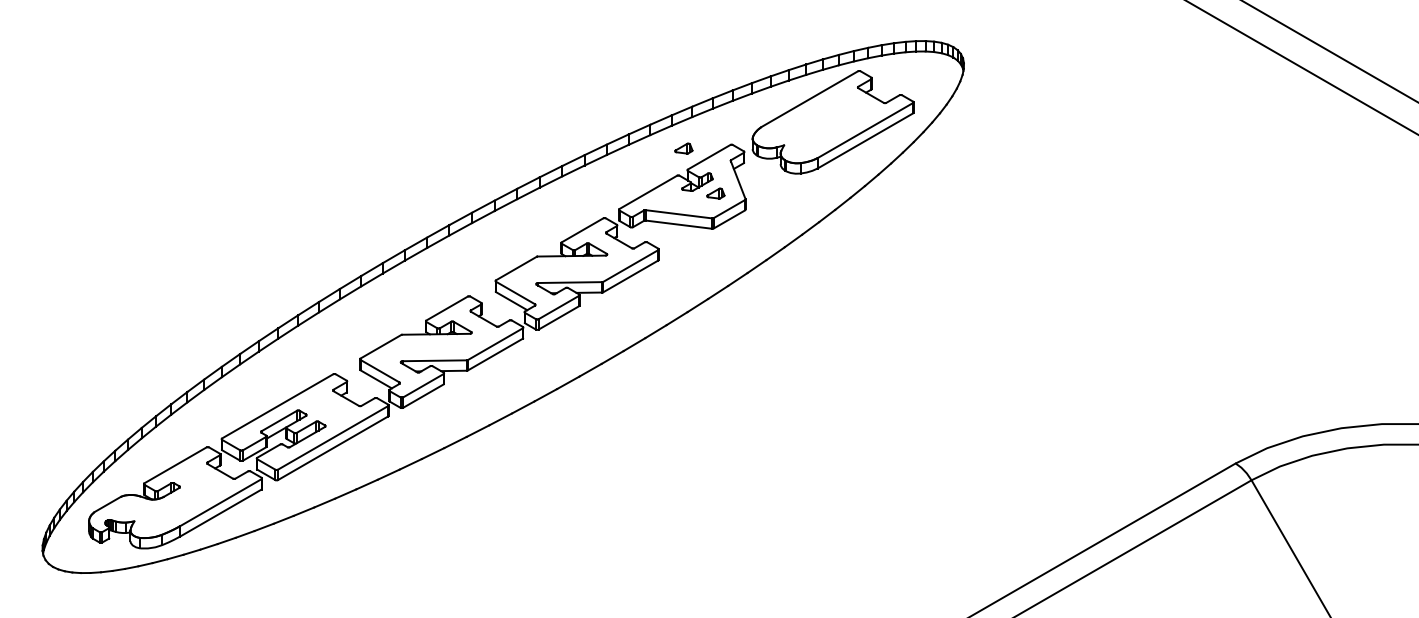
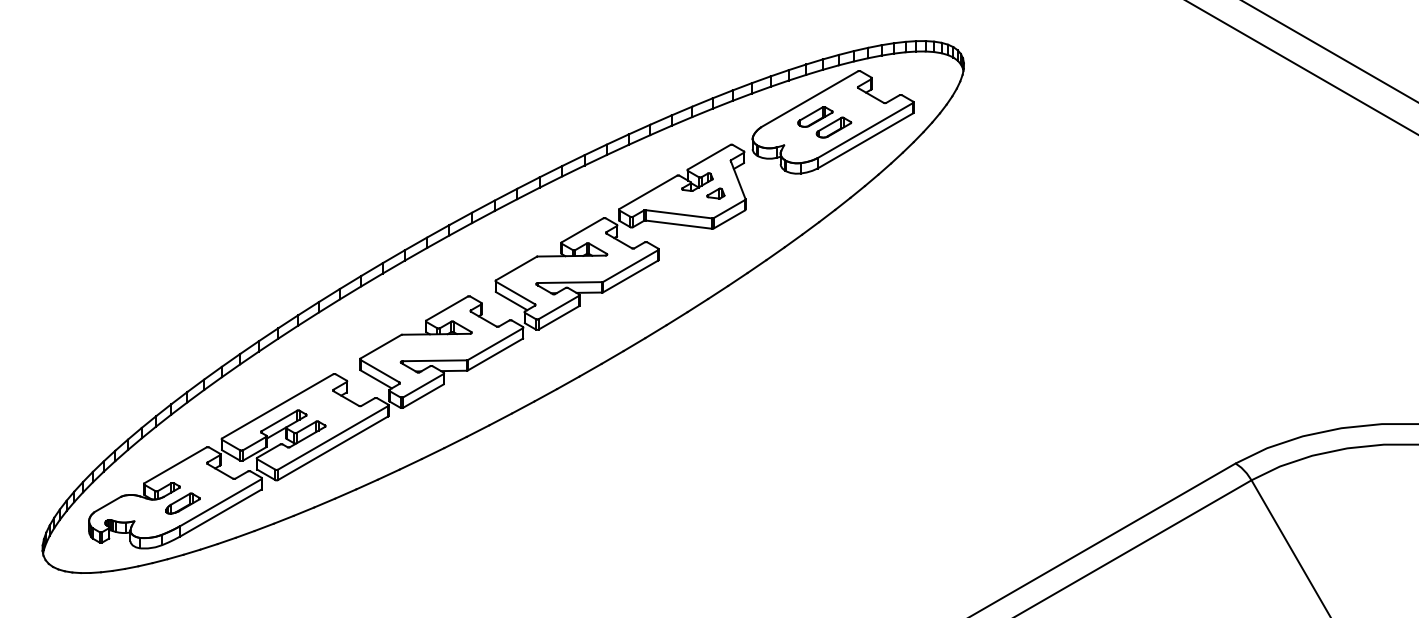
part: none -> present (824, 122)
part: present -> none (683, 148)
part: none -> present (182, 503)
